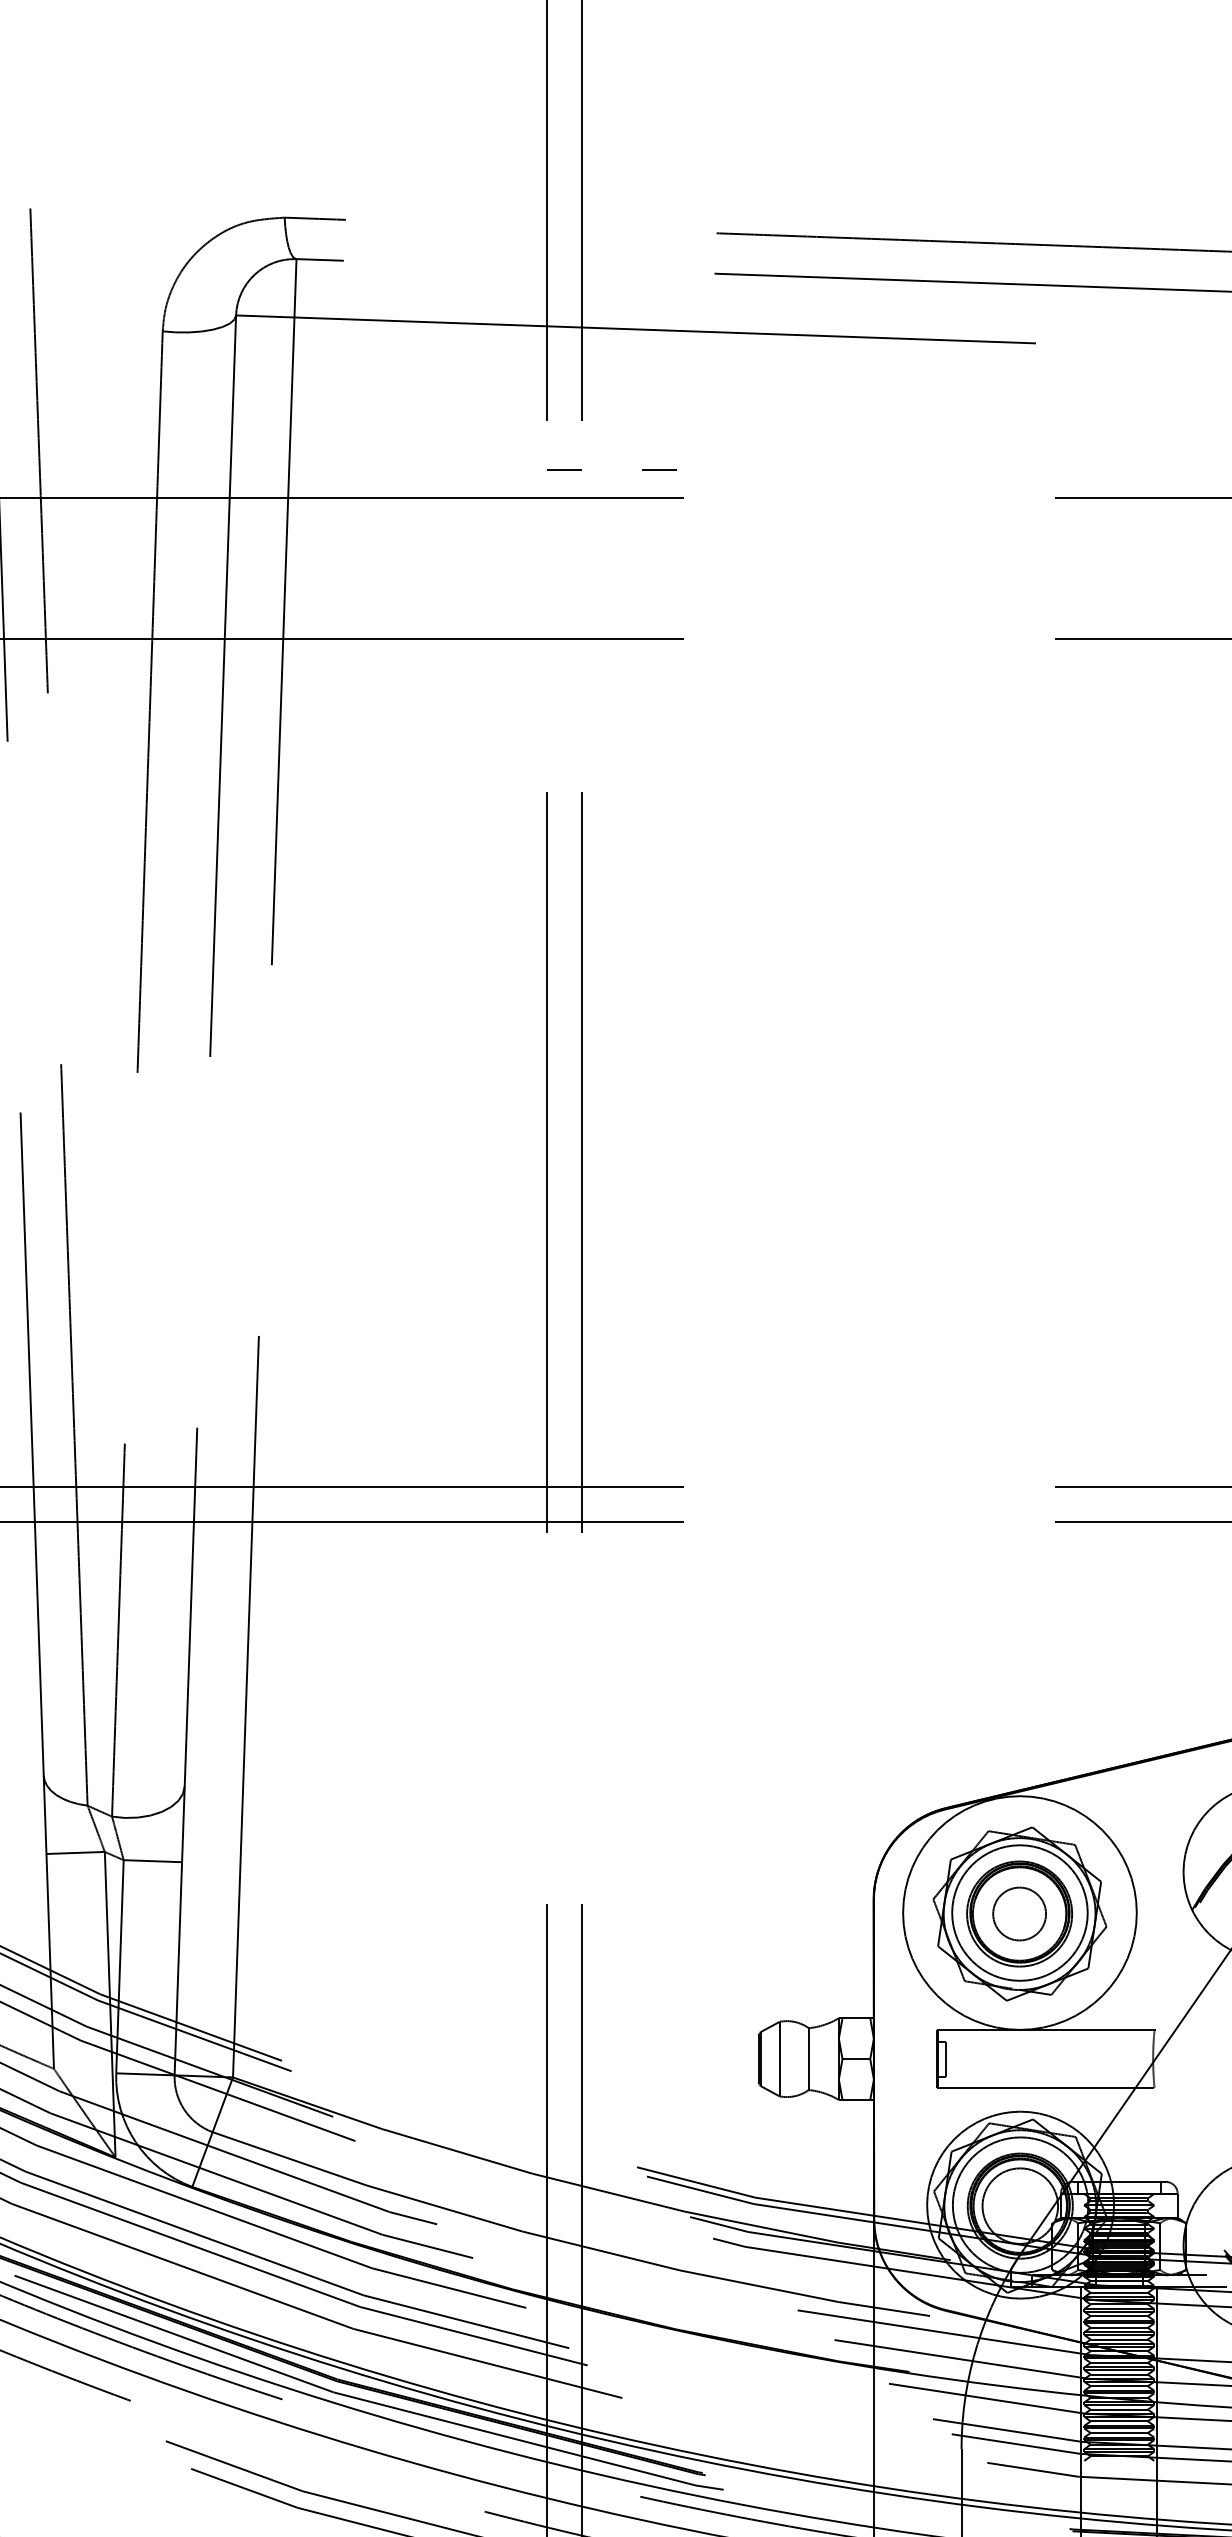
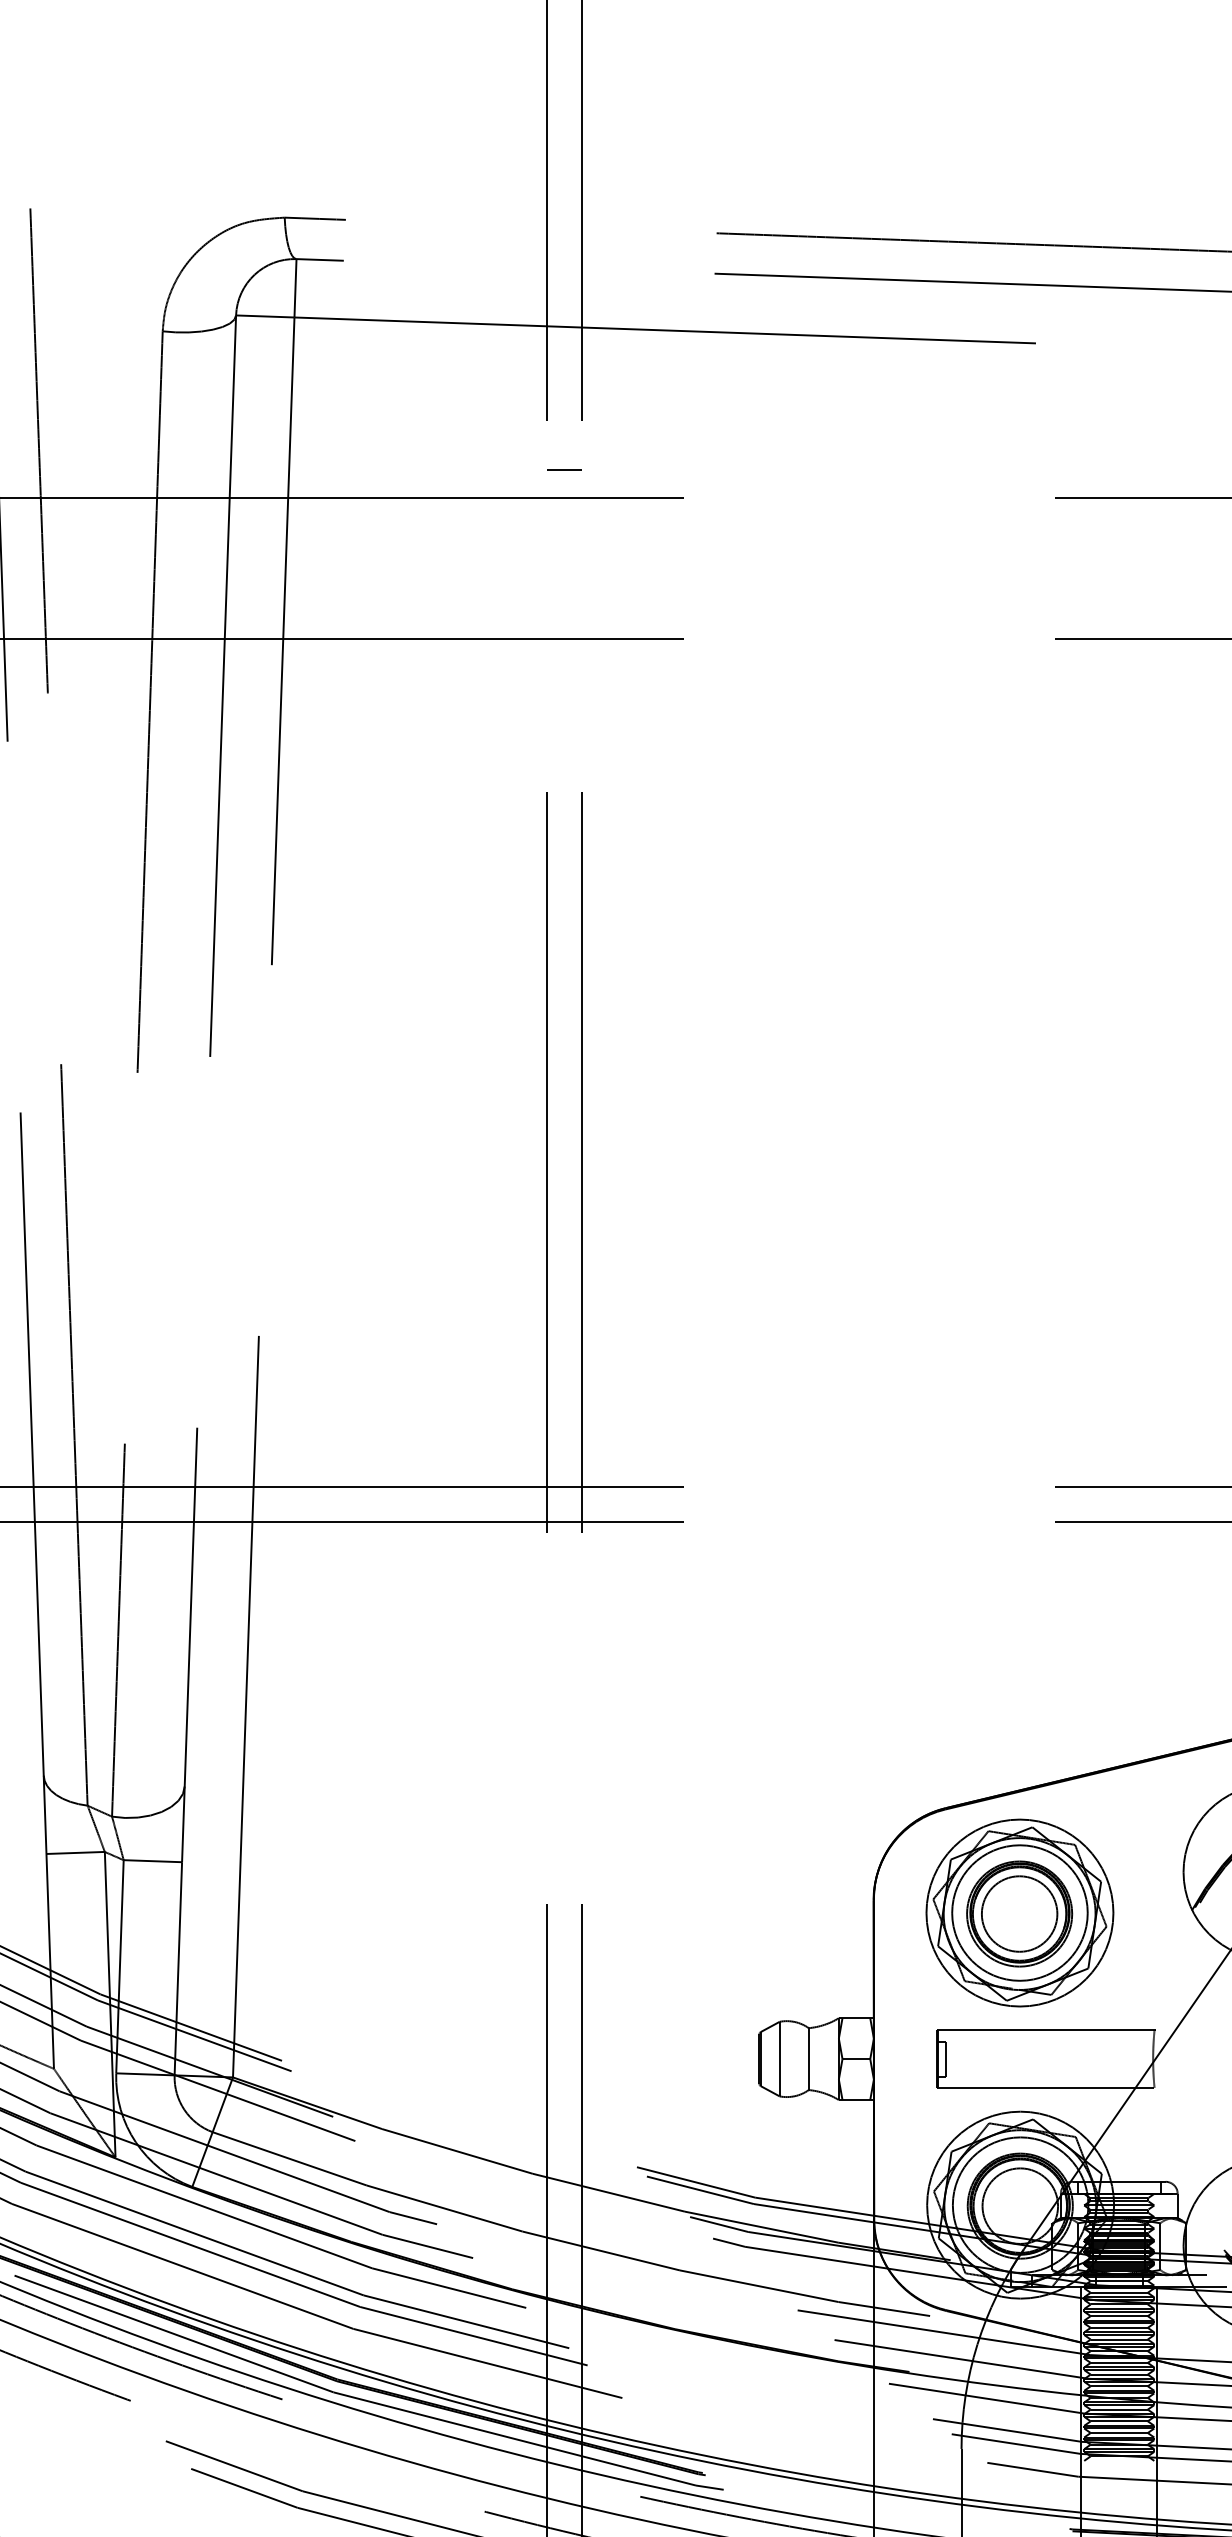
line: present -> none (659, 469)
circle diameter: 234 px -> 187 px (1019, 1912)
circle diameter: 53 px -> 76 px (1019, 1913)
